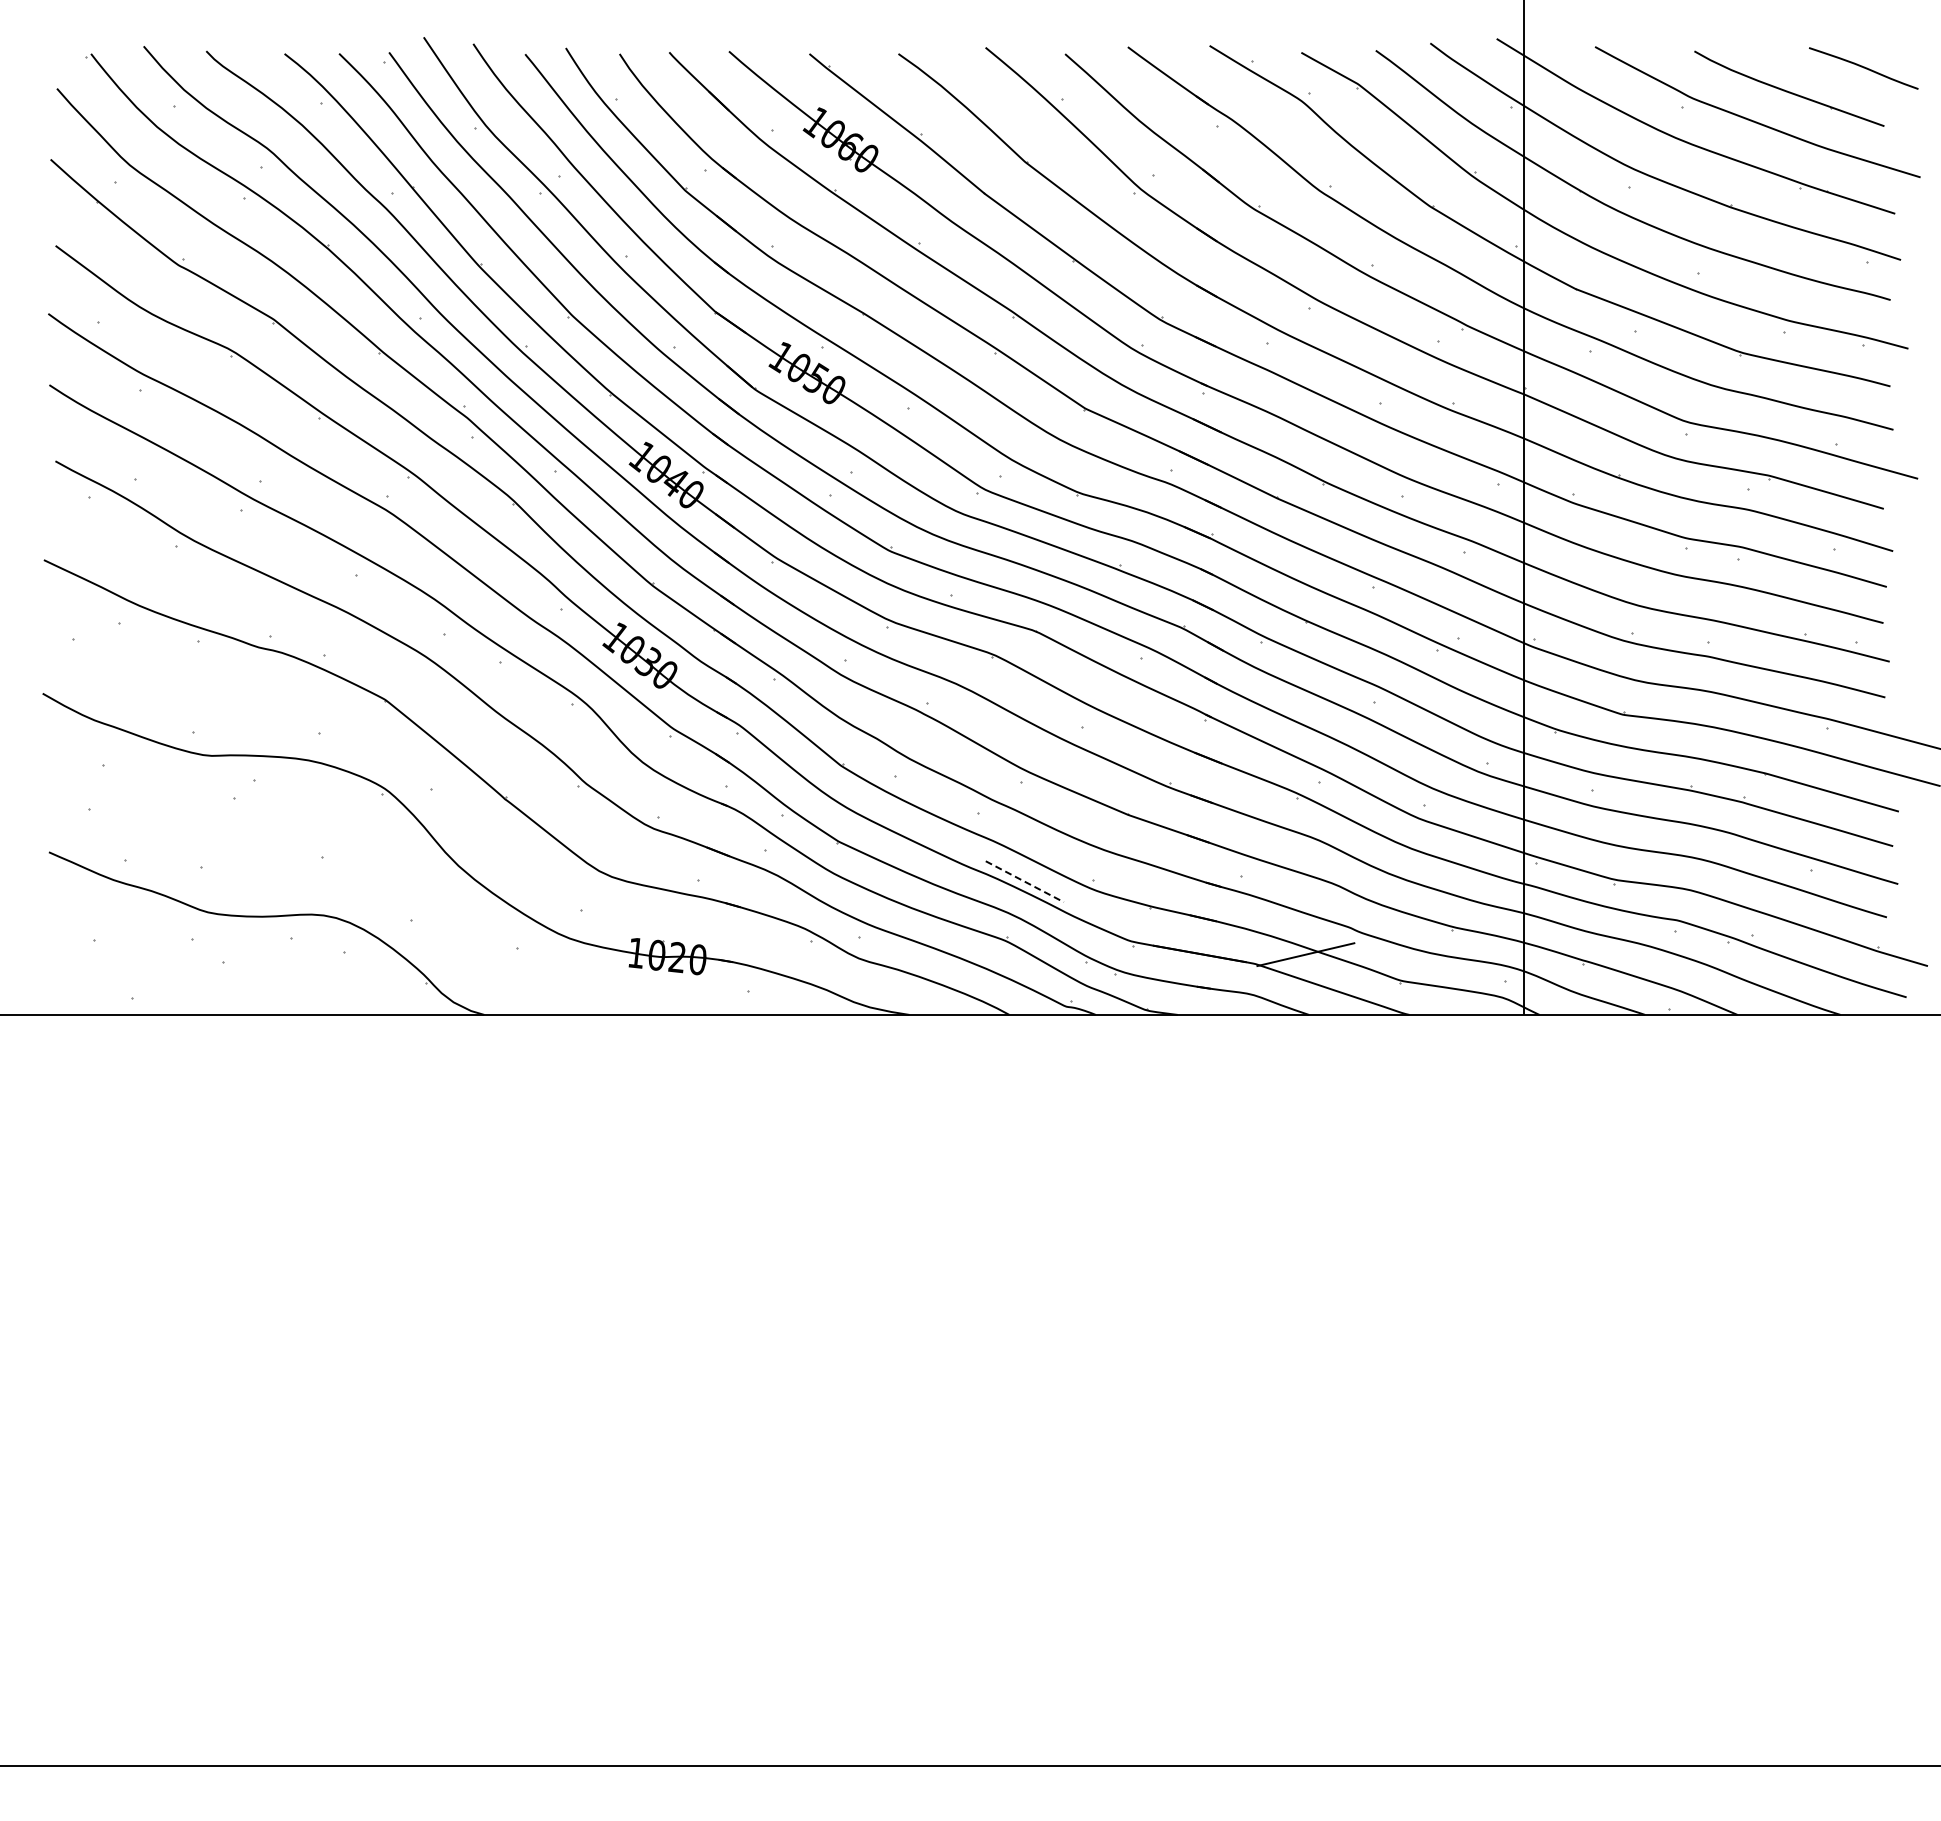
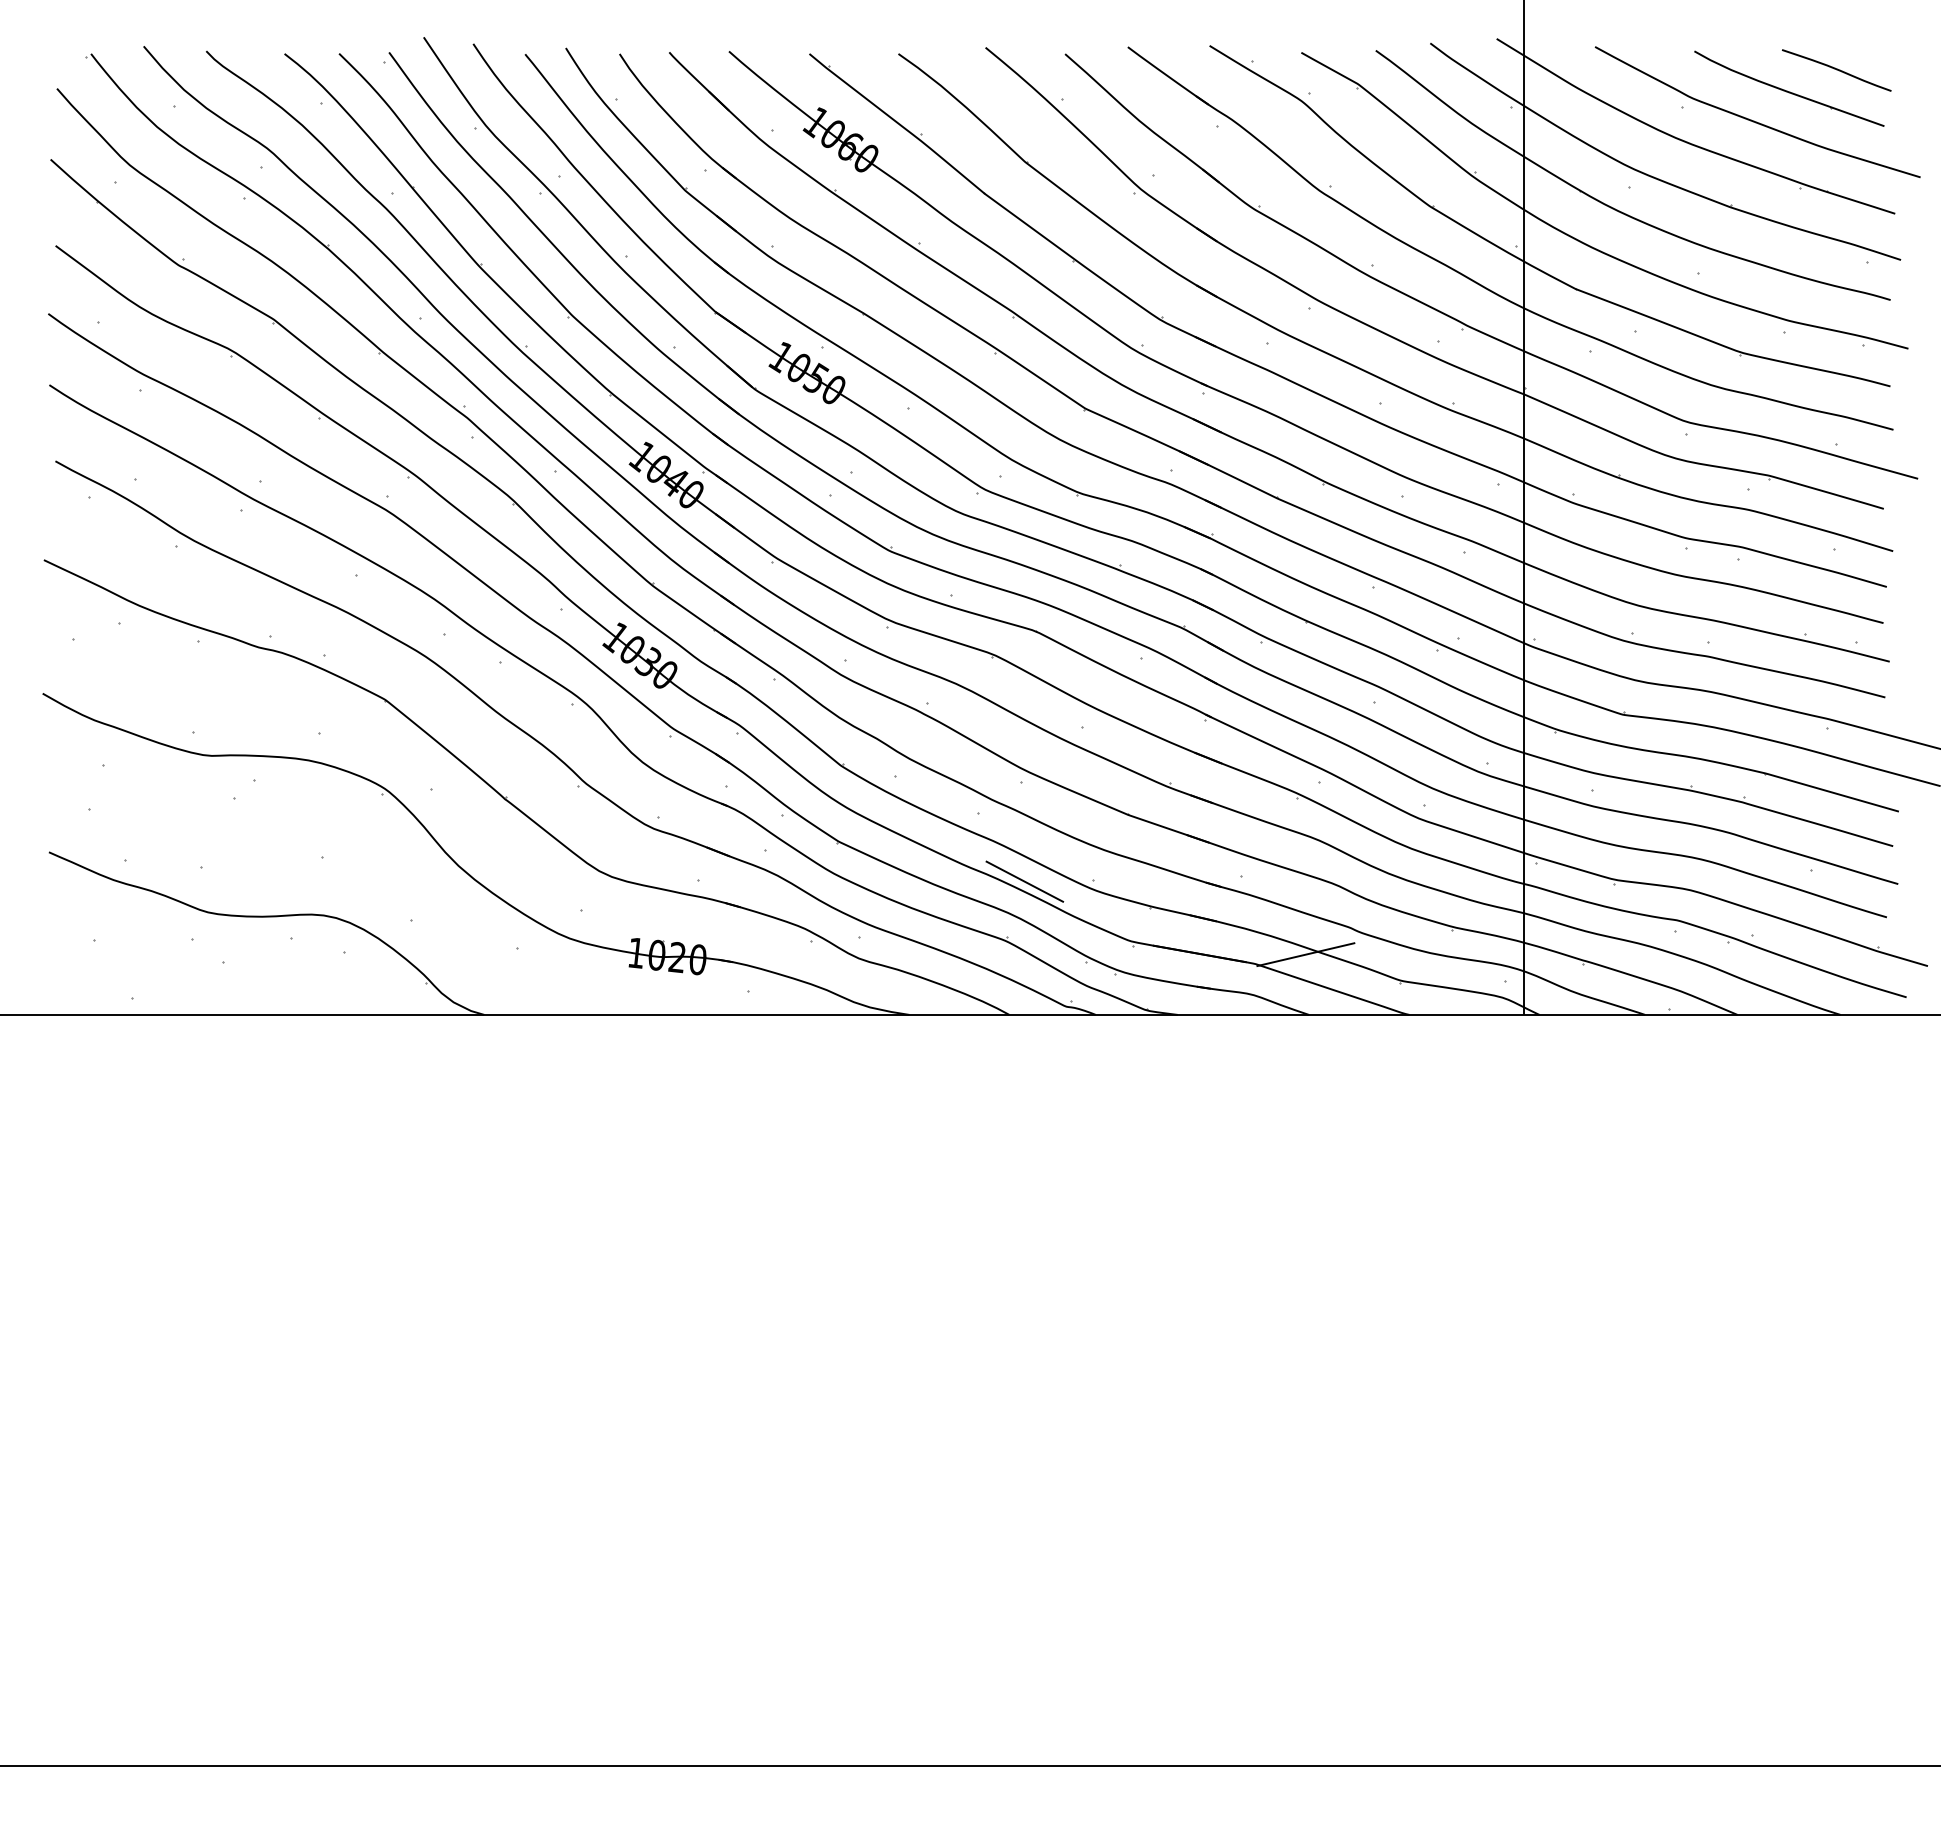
curve position: (1863, 68) -> (1836, 70) (1836, 70)
line: dashed -> solid (1025, 881)
